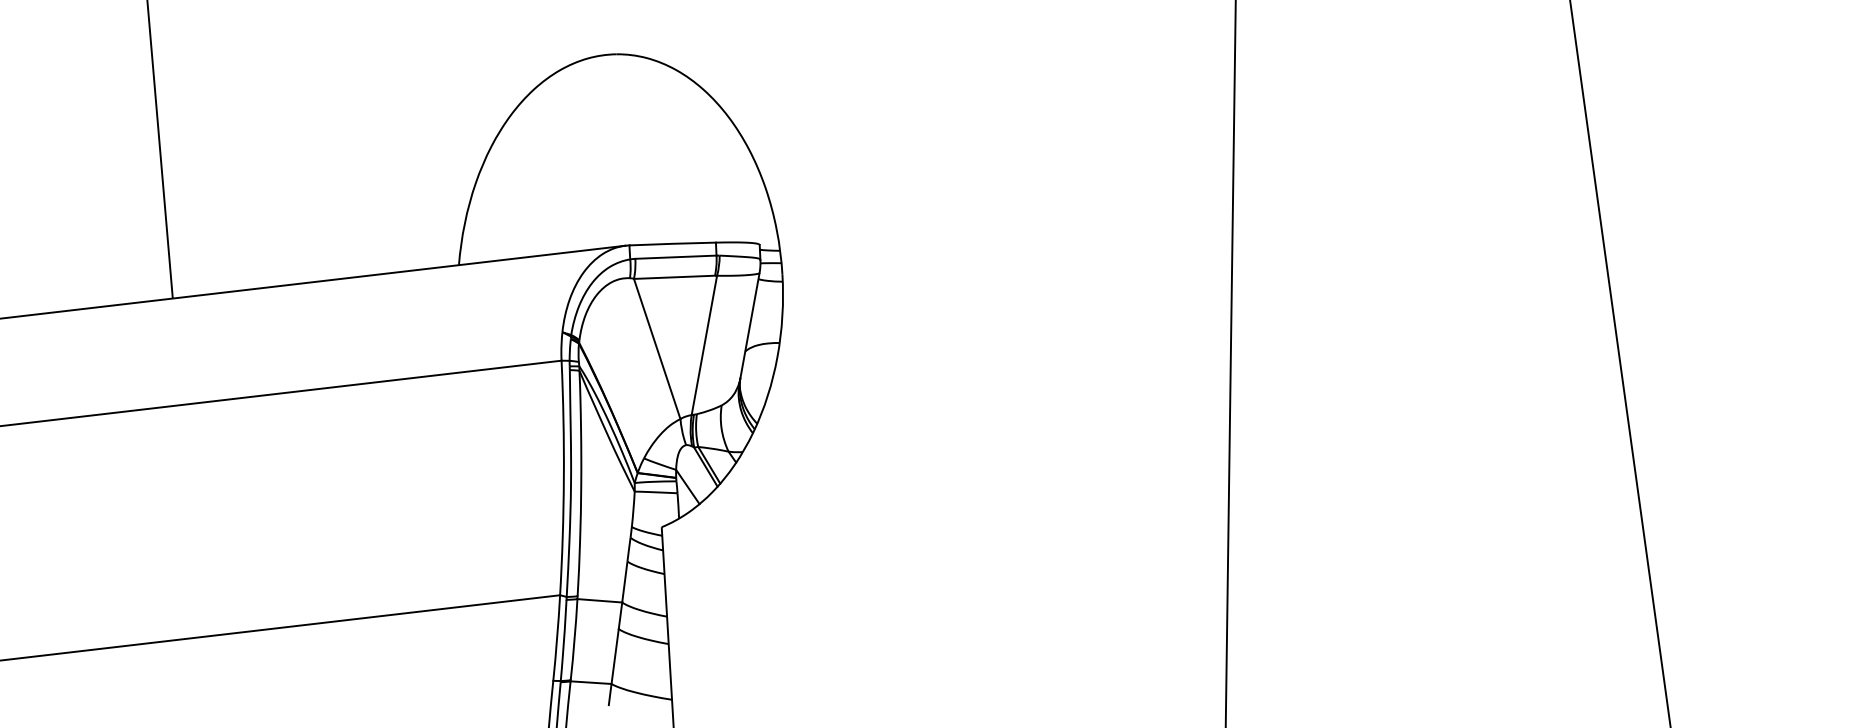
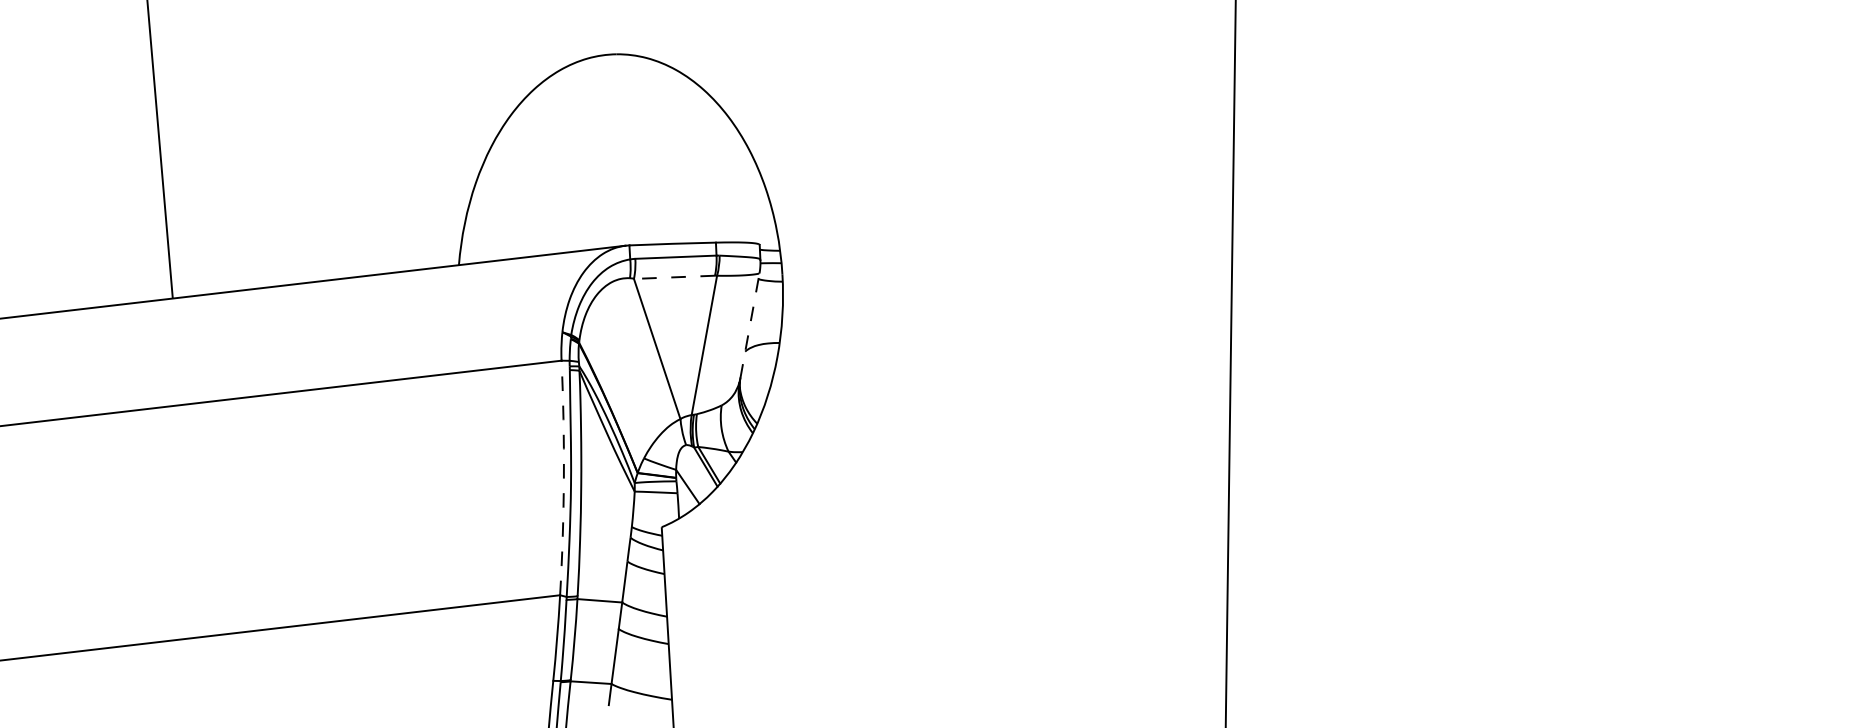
line: solid -> dashed (674, 277)
line: solid -> dashed (750, 325)
line: present -> none (1620, 363)
arc: solid -> dashed (563, 477)
